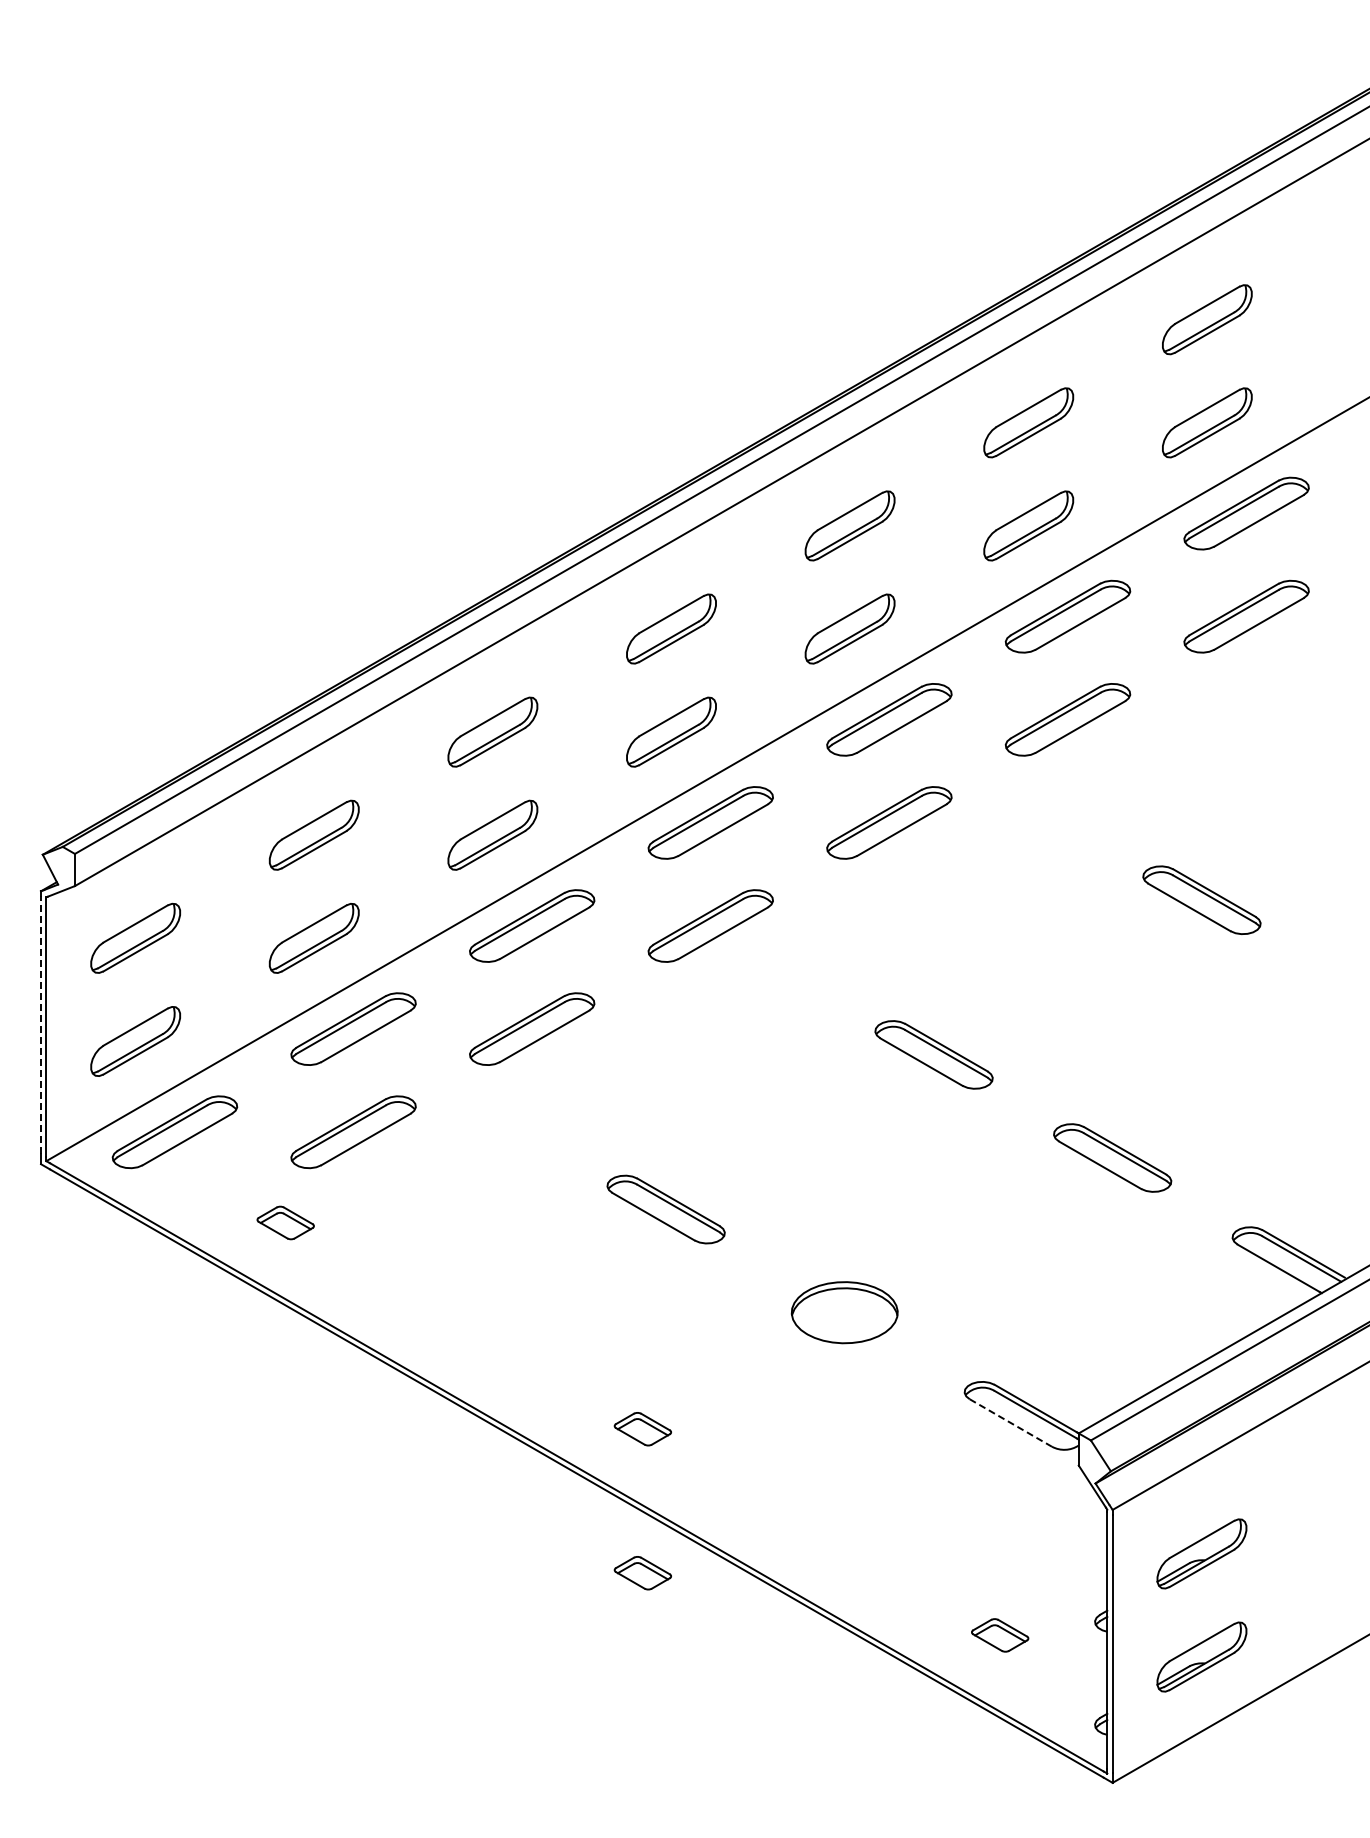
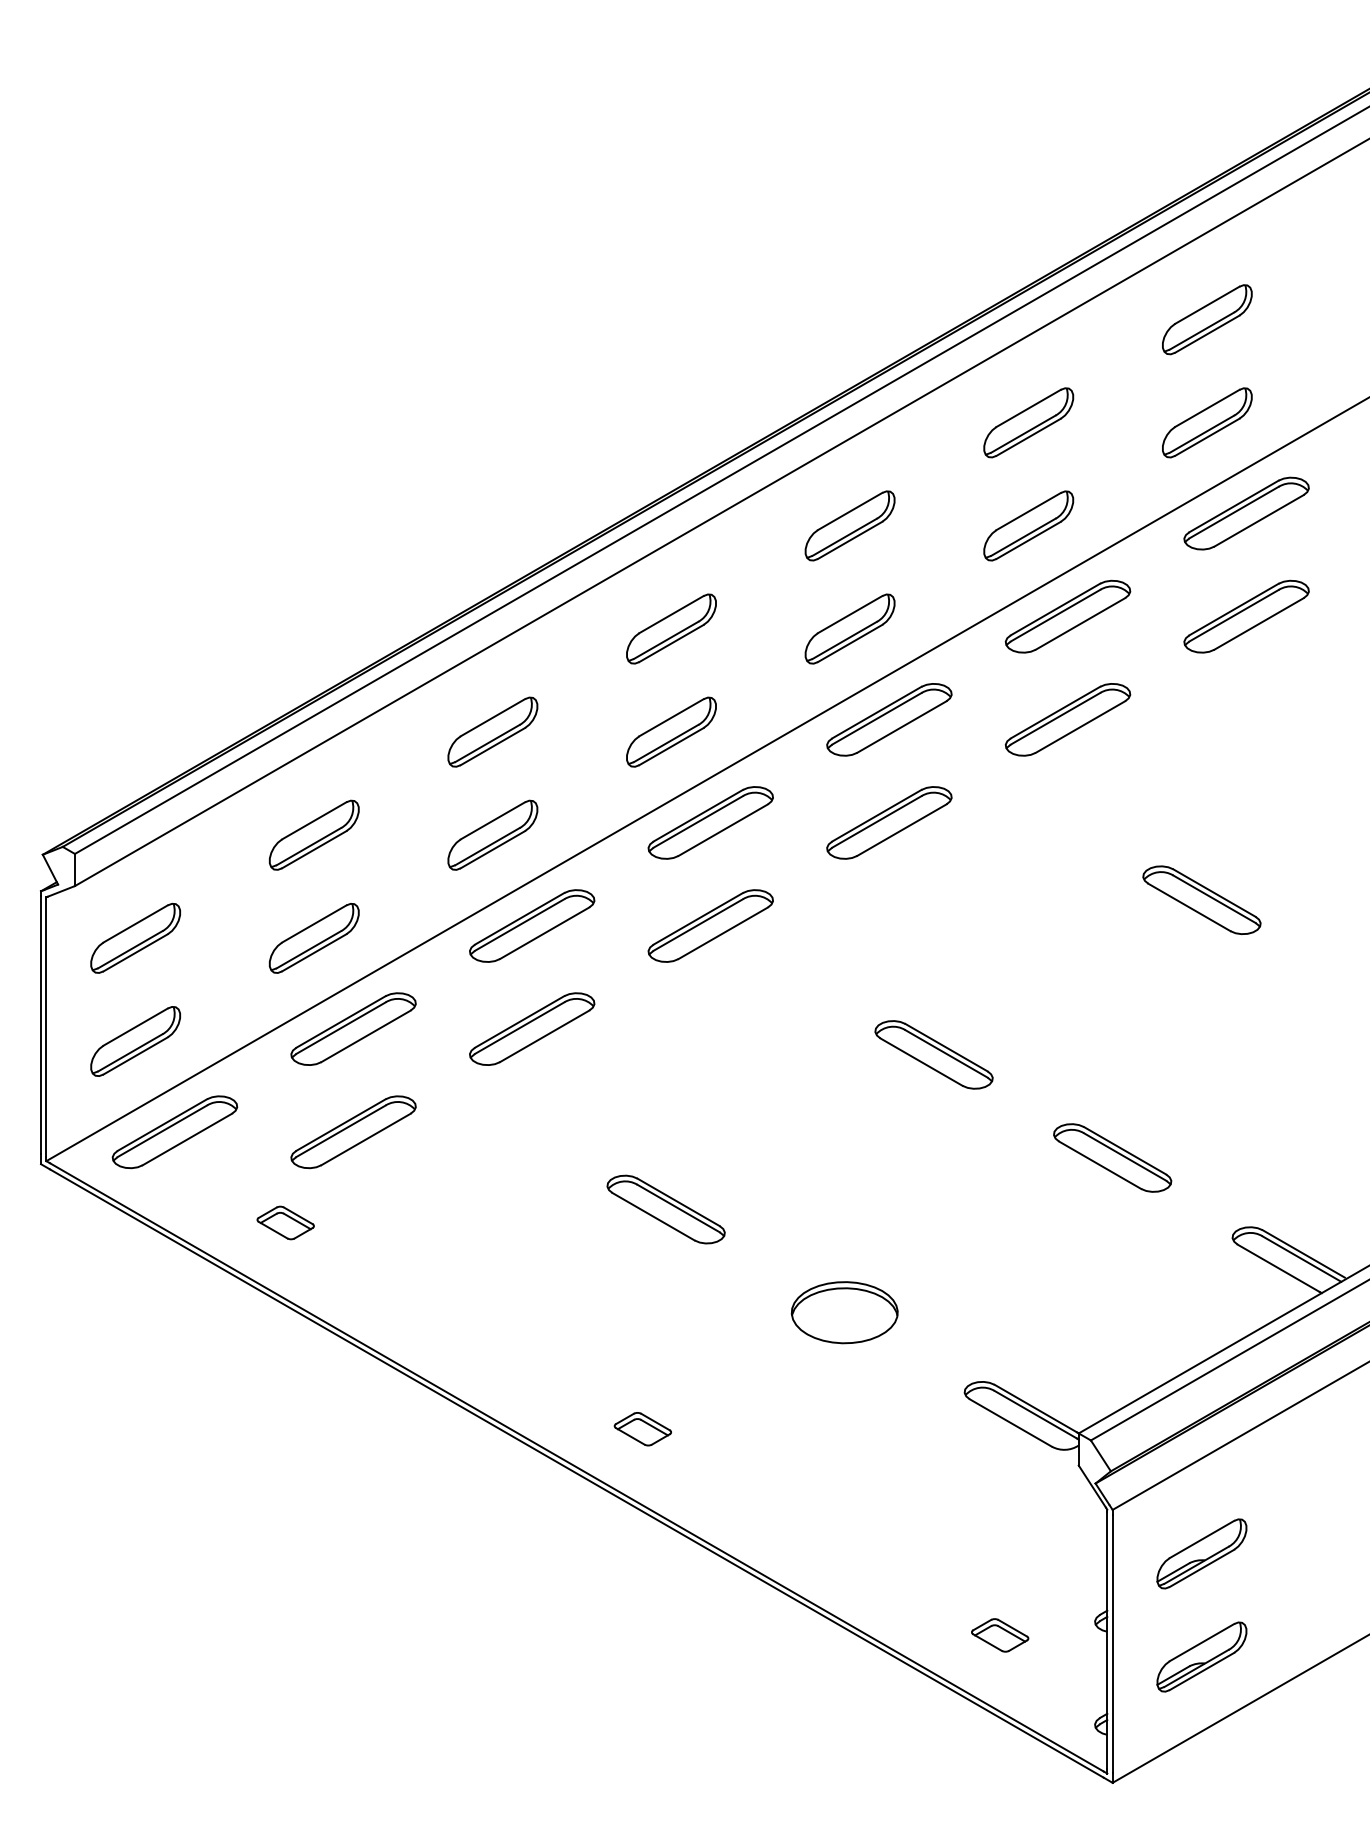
line: dashed -> solid (41, 1024)
line: dashed -> solid (1011, 1423)
part: present -> none (642, 1573)
